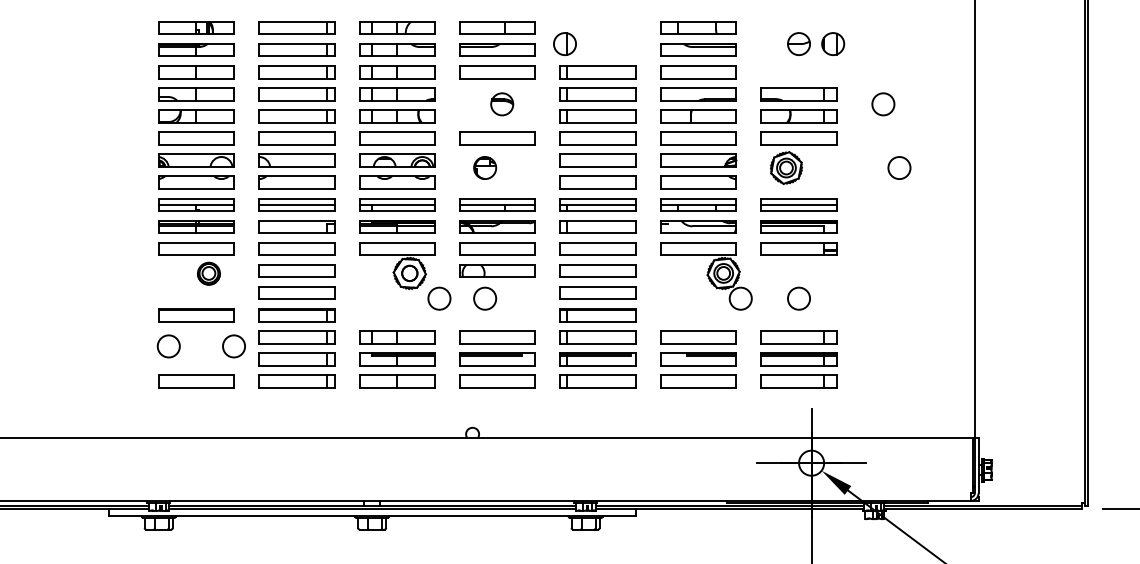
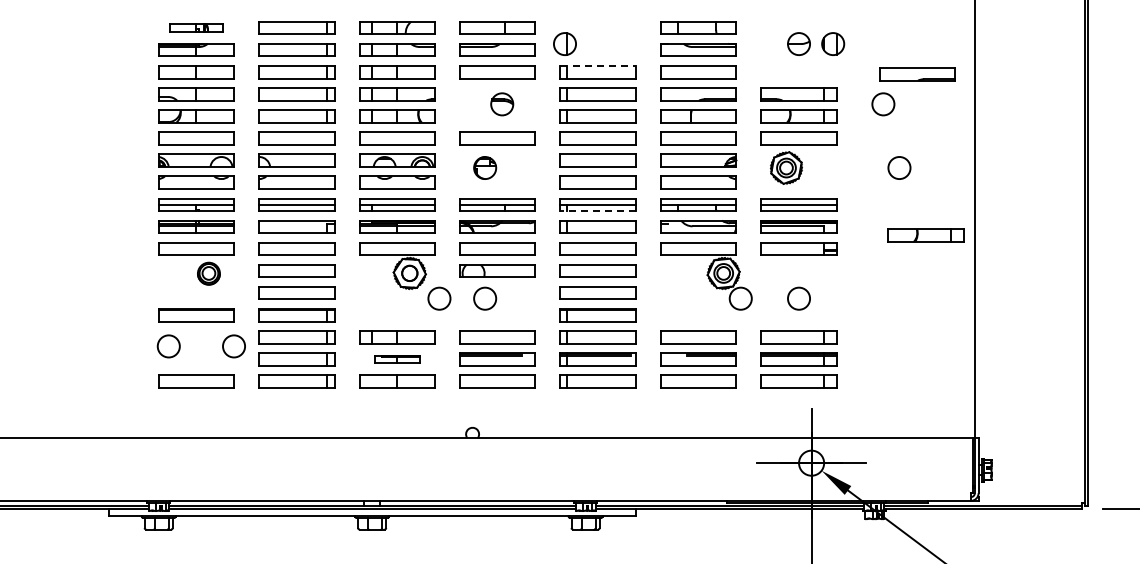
part size: 77x14 px -> 55x10 px (196, 27)
line: solid -> dashed (598, 65)
part: none -> present (917, 74)
line: solid -> dashed (598, 211)
part: none -> present (925, 235)
part size: 77x15 px -> 47x9 px (397, 359)
